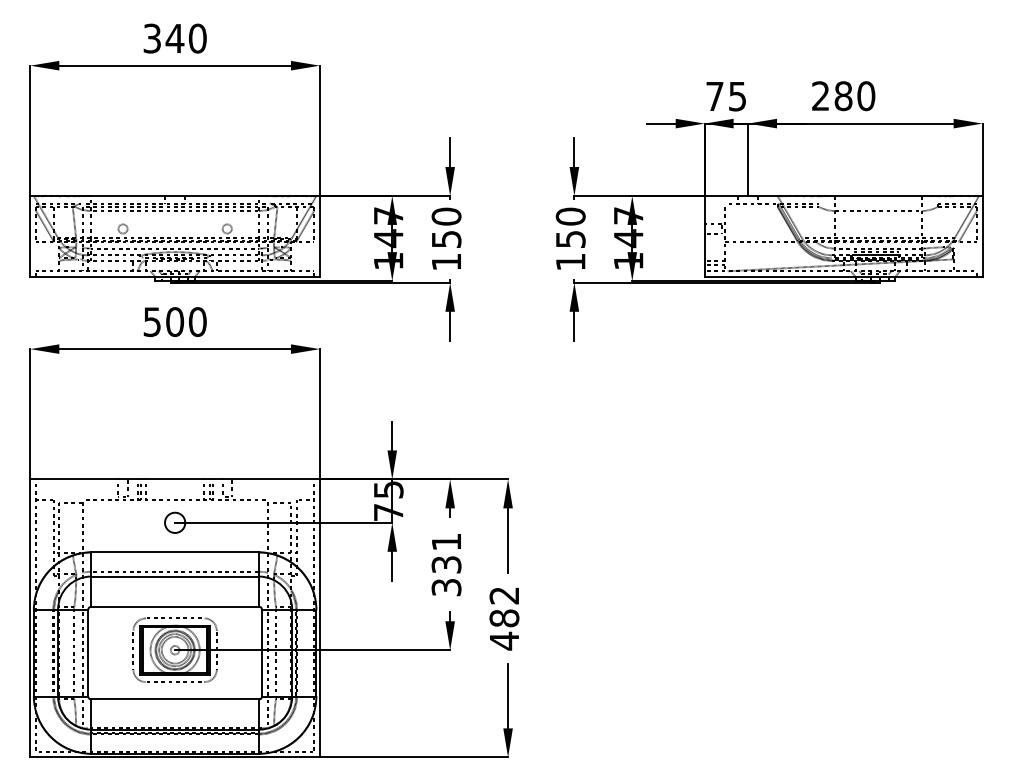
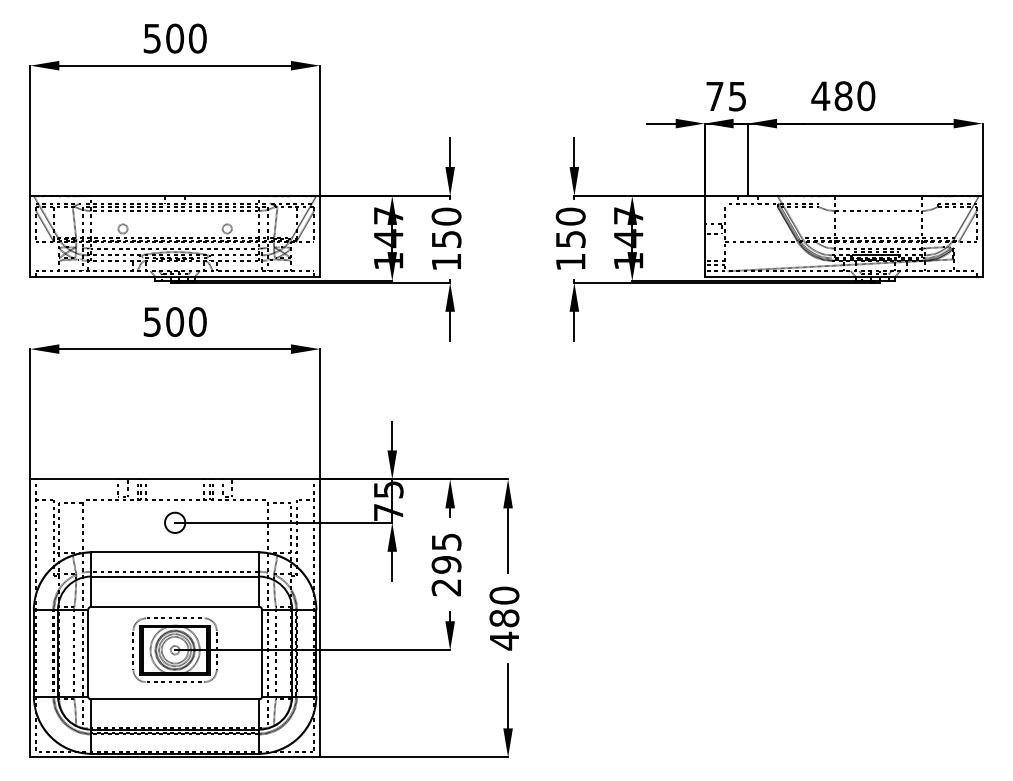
text: 340 -> 500 (164, 38)
text: 280 -> 480 (820, 95)
text: 331 -> 295 (446, 564)
text: 482 -> 480 (504, 595)
